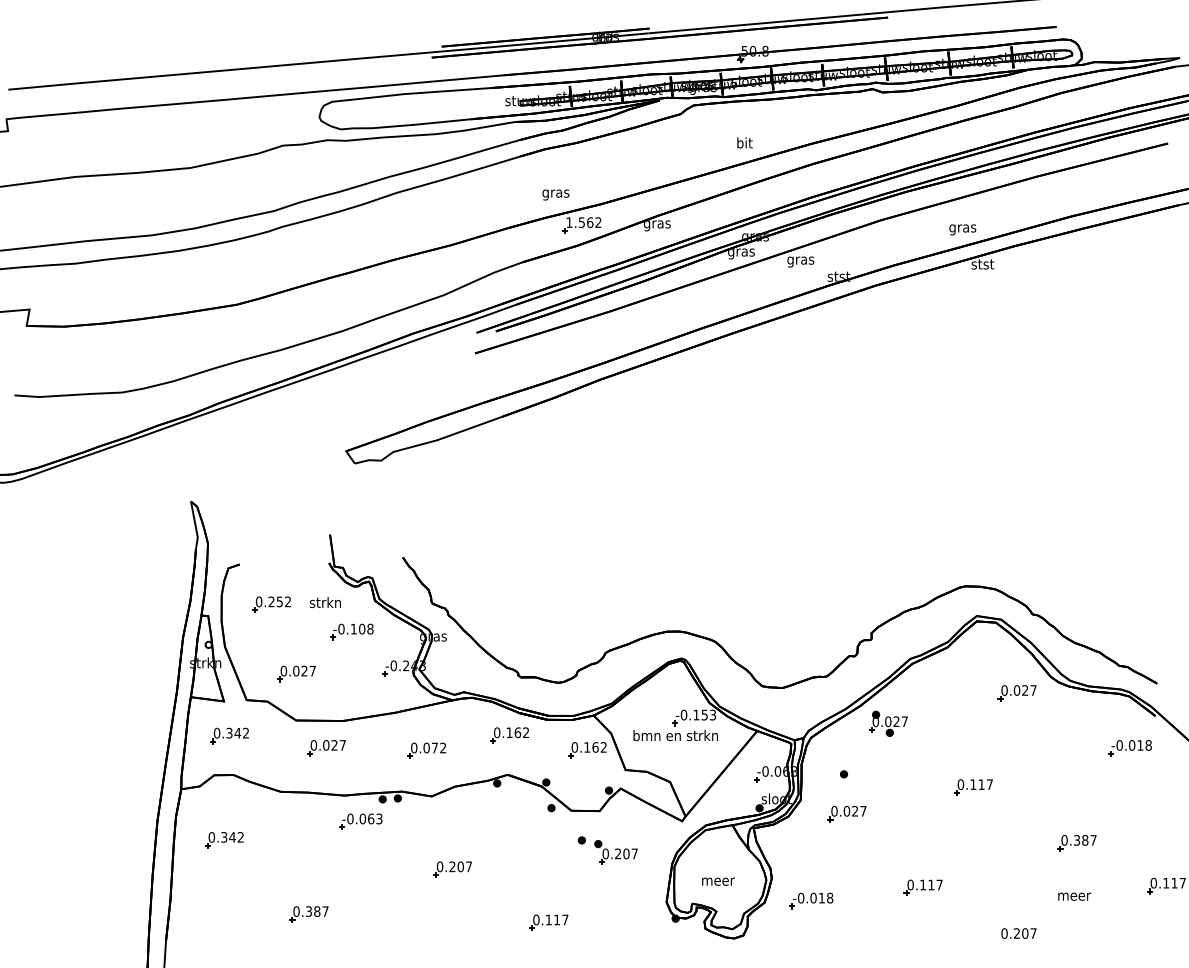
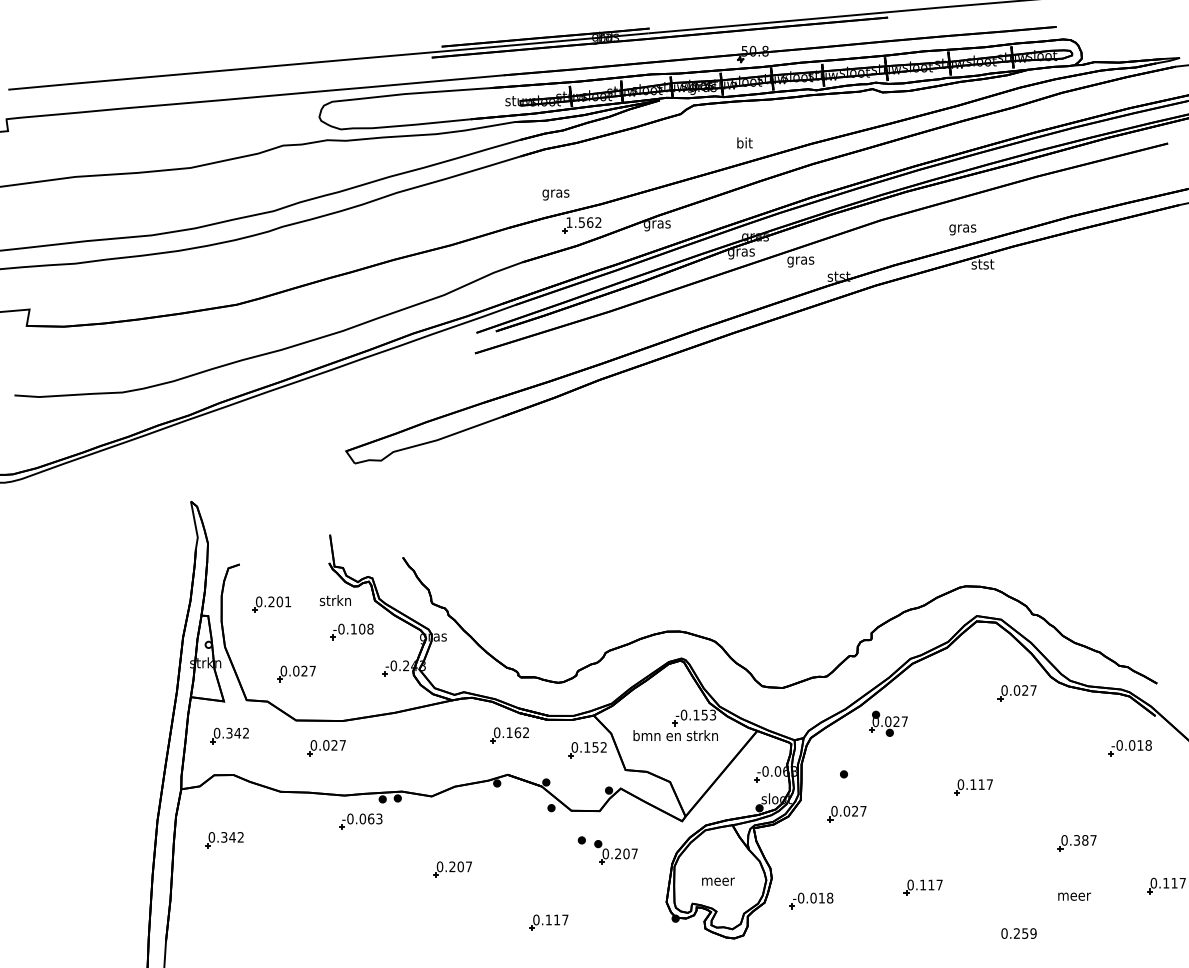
text: 0.252 -> 0.201 (283, 601)
text position: (325, 602) -> (335, 600) (335, 600)
text: 0.162 -> 0.152 (595, 747)
part: present -> none (426, 750)
part: present -> none (308, 914)
text: 0.207 -> 0.259 (1029, 933)
